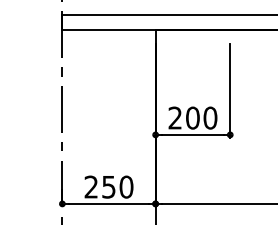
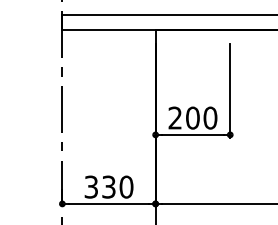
text: 250 -> 330 (99, 186)
